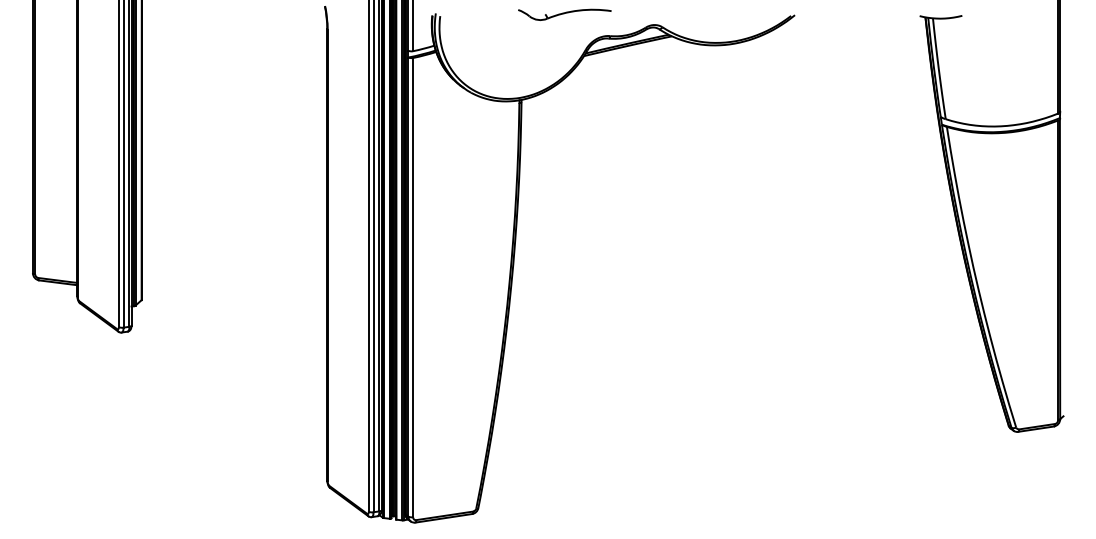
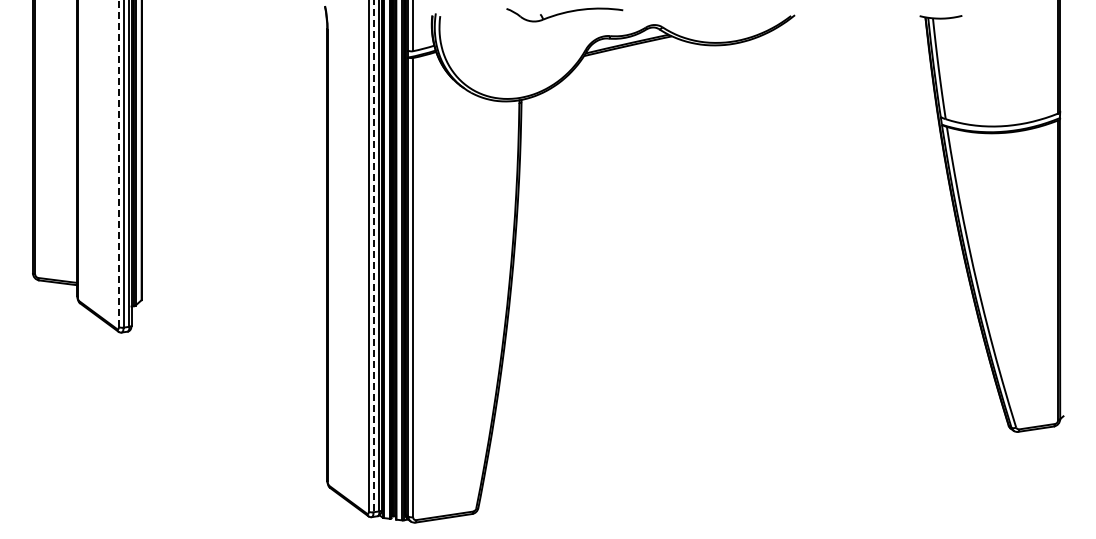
part size: 94x13 px -> 118x16 px (564, 14)
line: solid -> dashed (118, 163)
line: solid -> dashed (373, 256)
